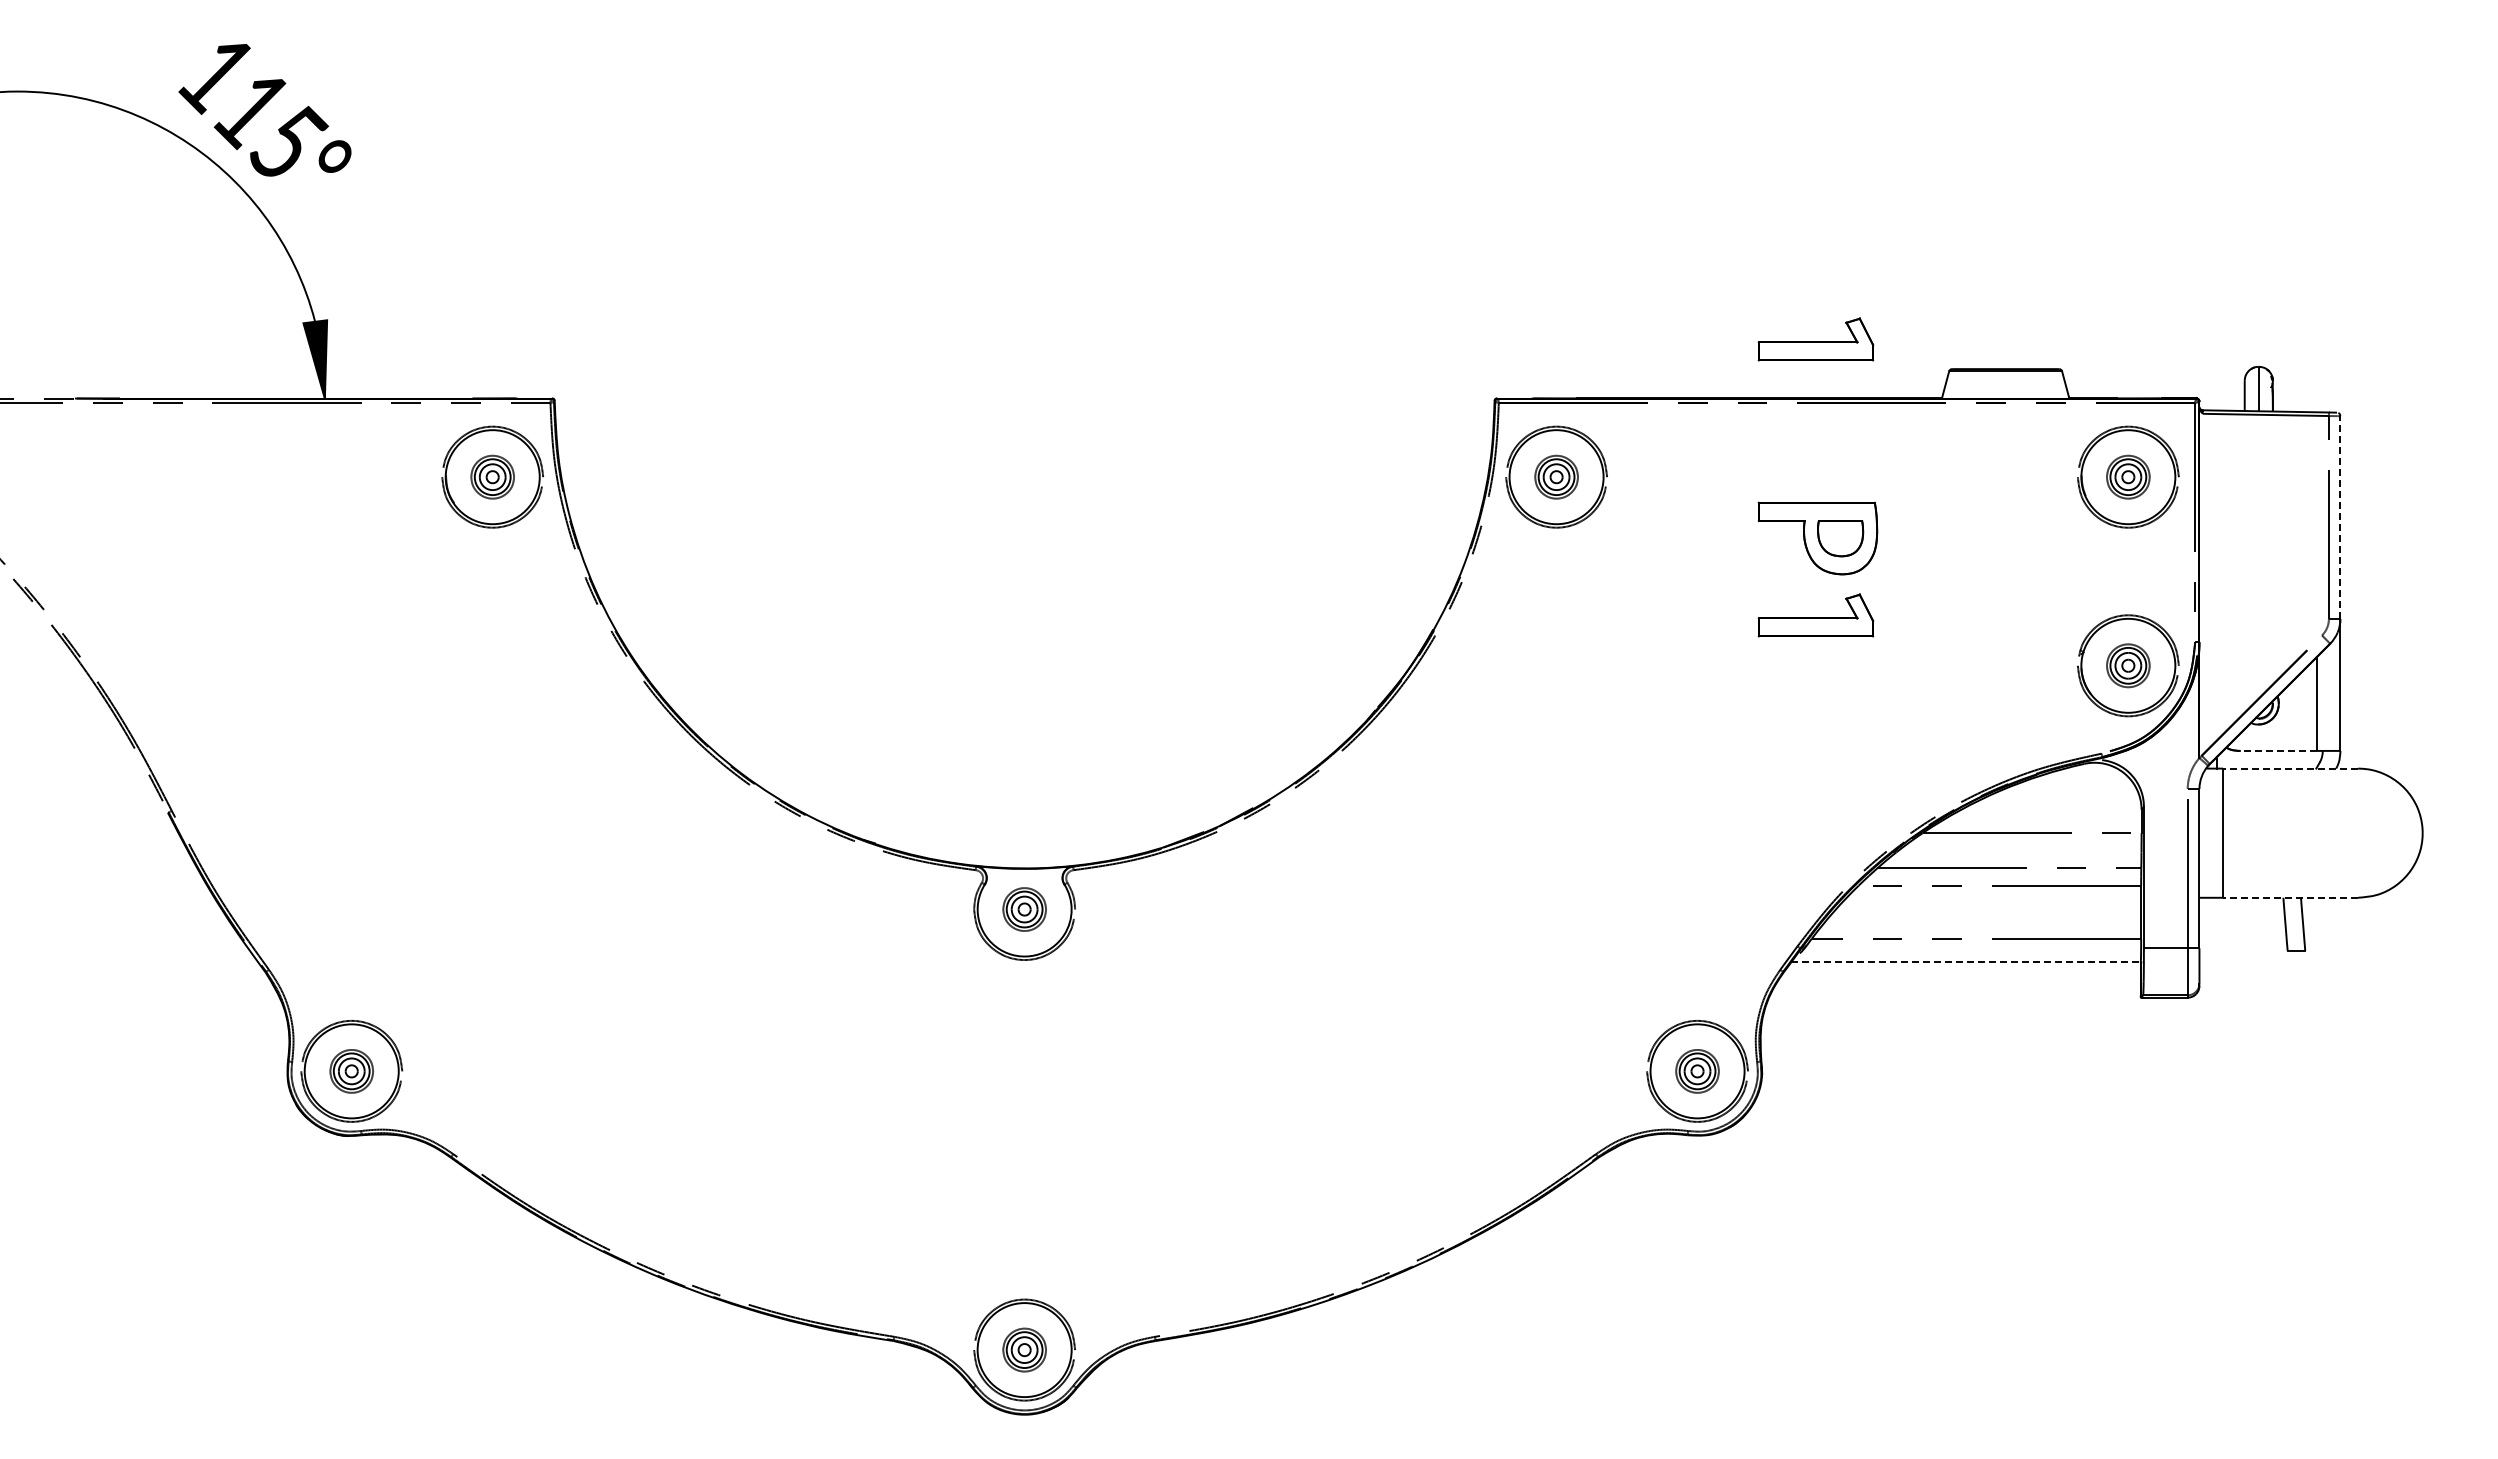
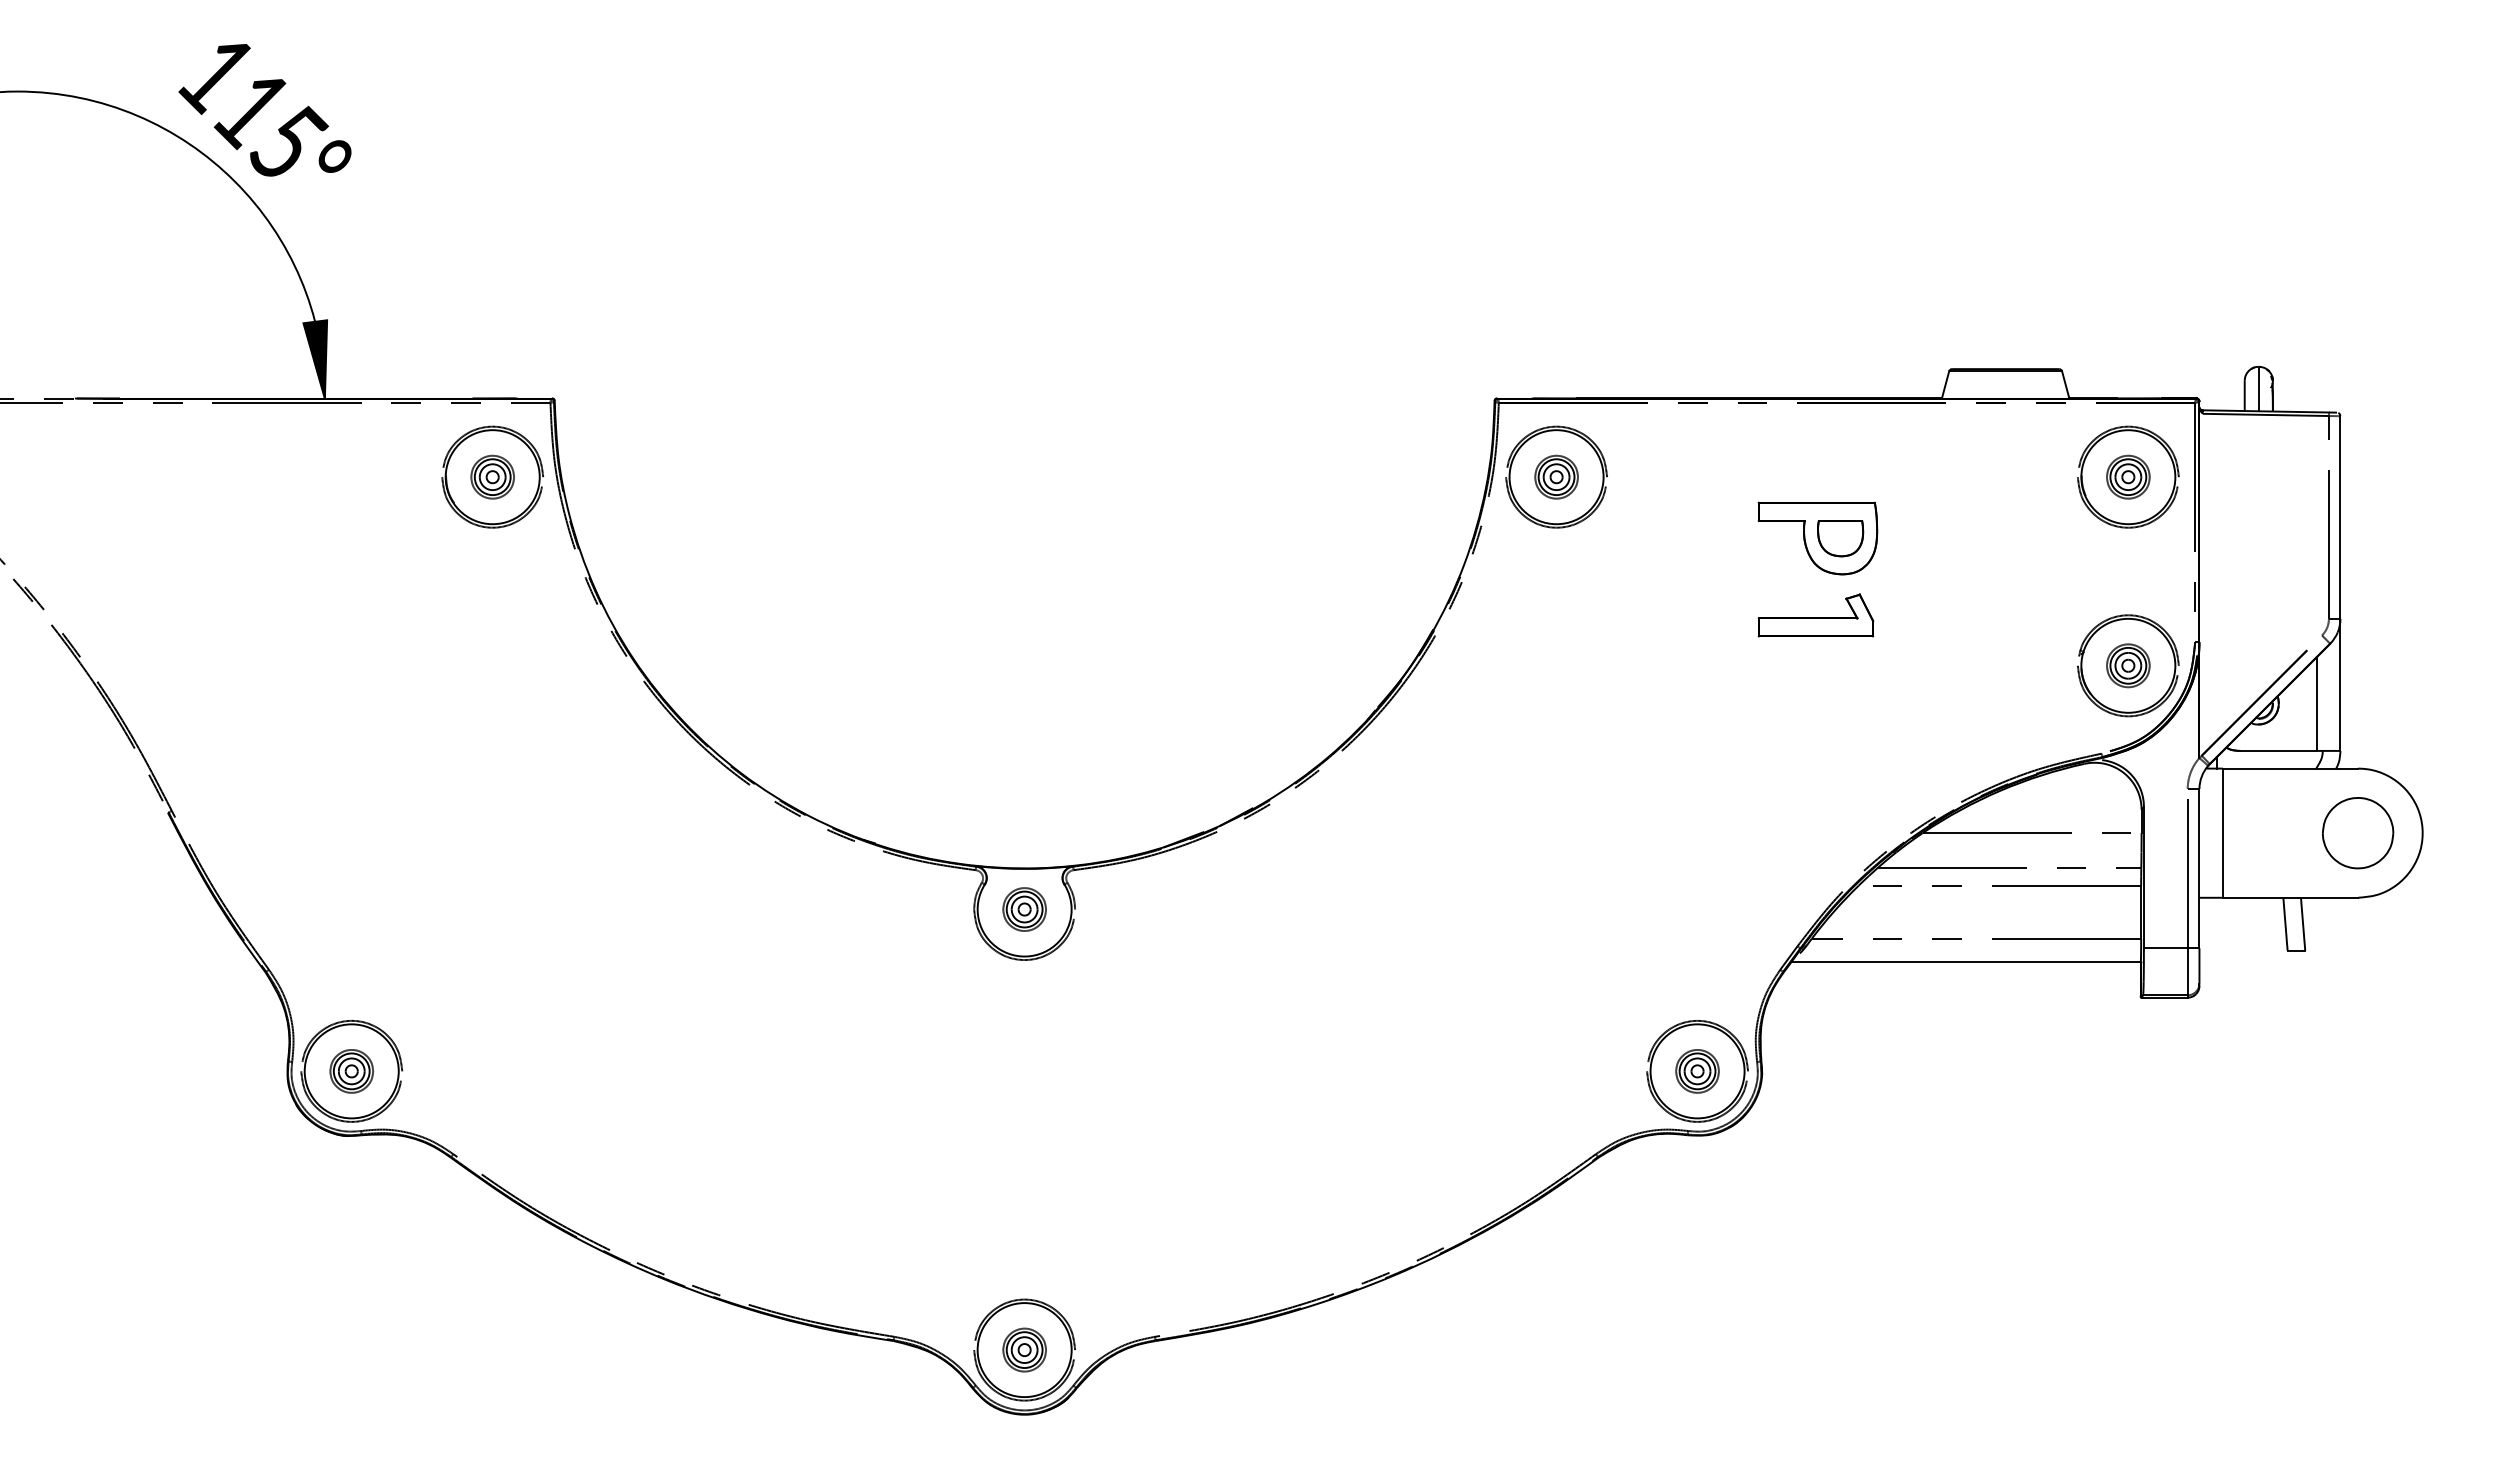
part: present -> none (1815, 339)
line: dashed -> solid (2340, 517)
line: dashed -> solid (2278, 750)
line: dashed -> solid (2290, 768)
part: none -> present (2358, 833)
line: dashed -> solid (2290, 897)
line: dashed -> solid (1966, 962)
